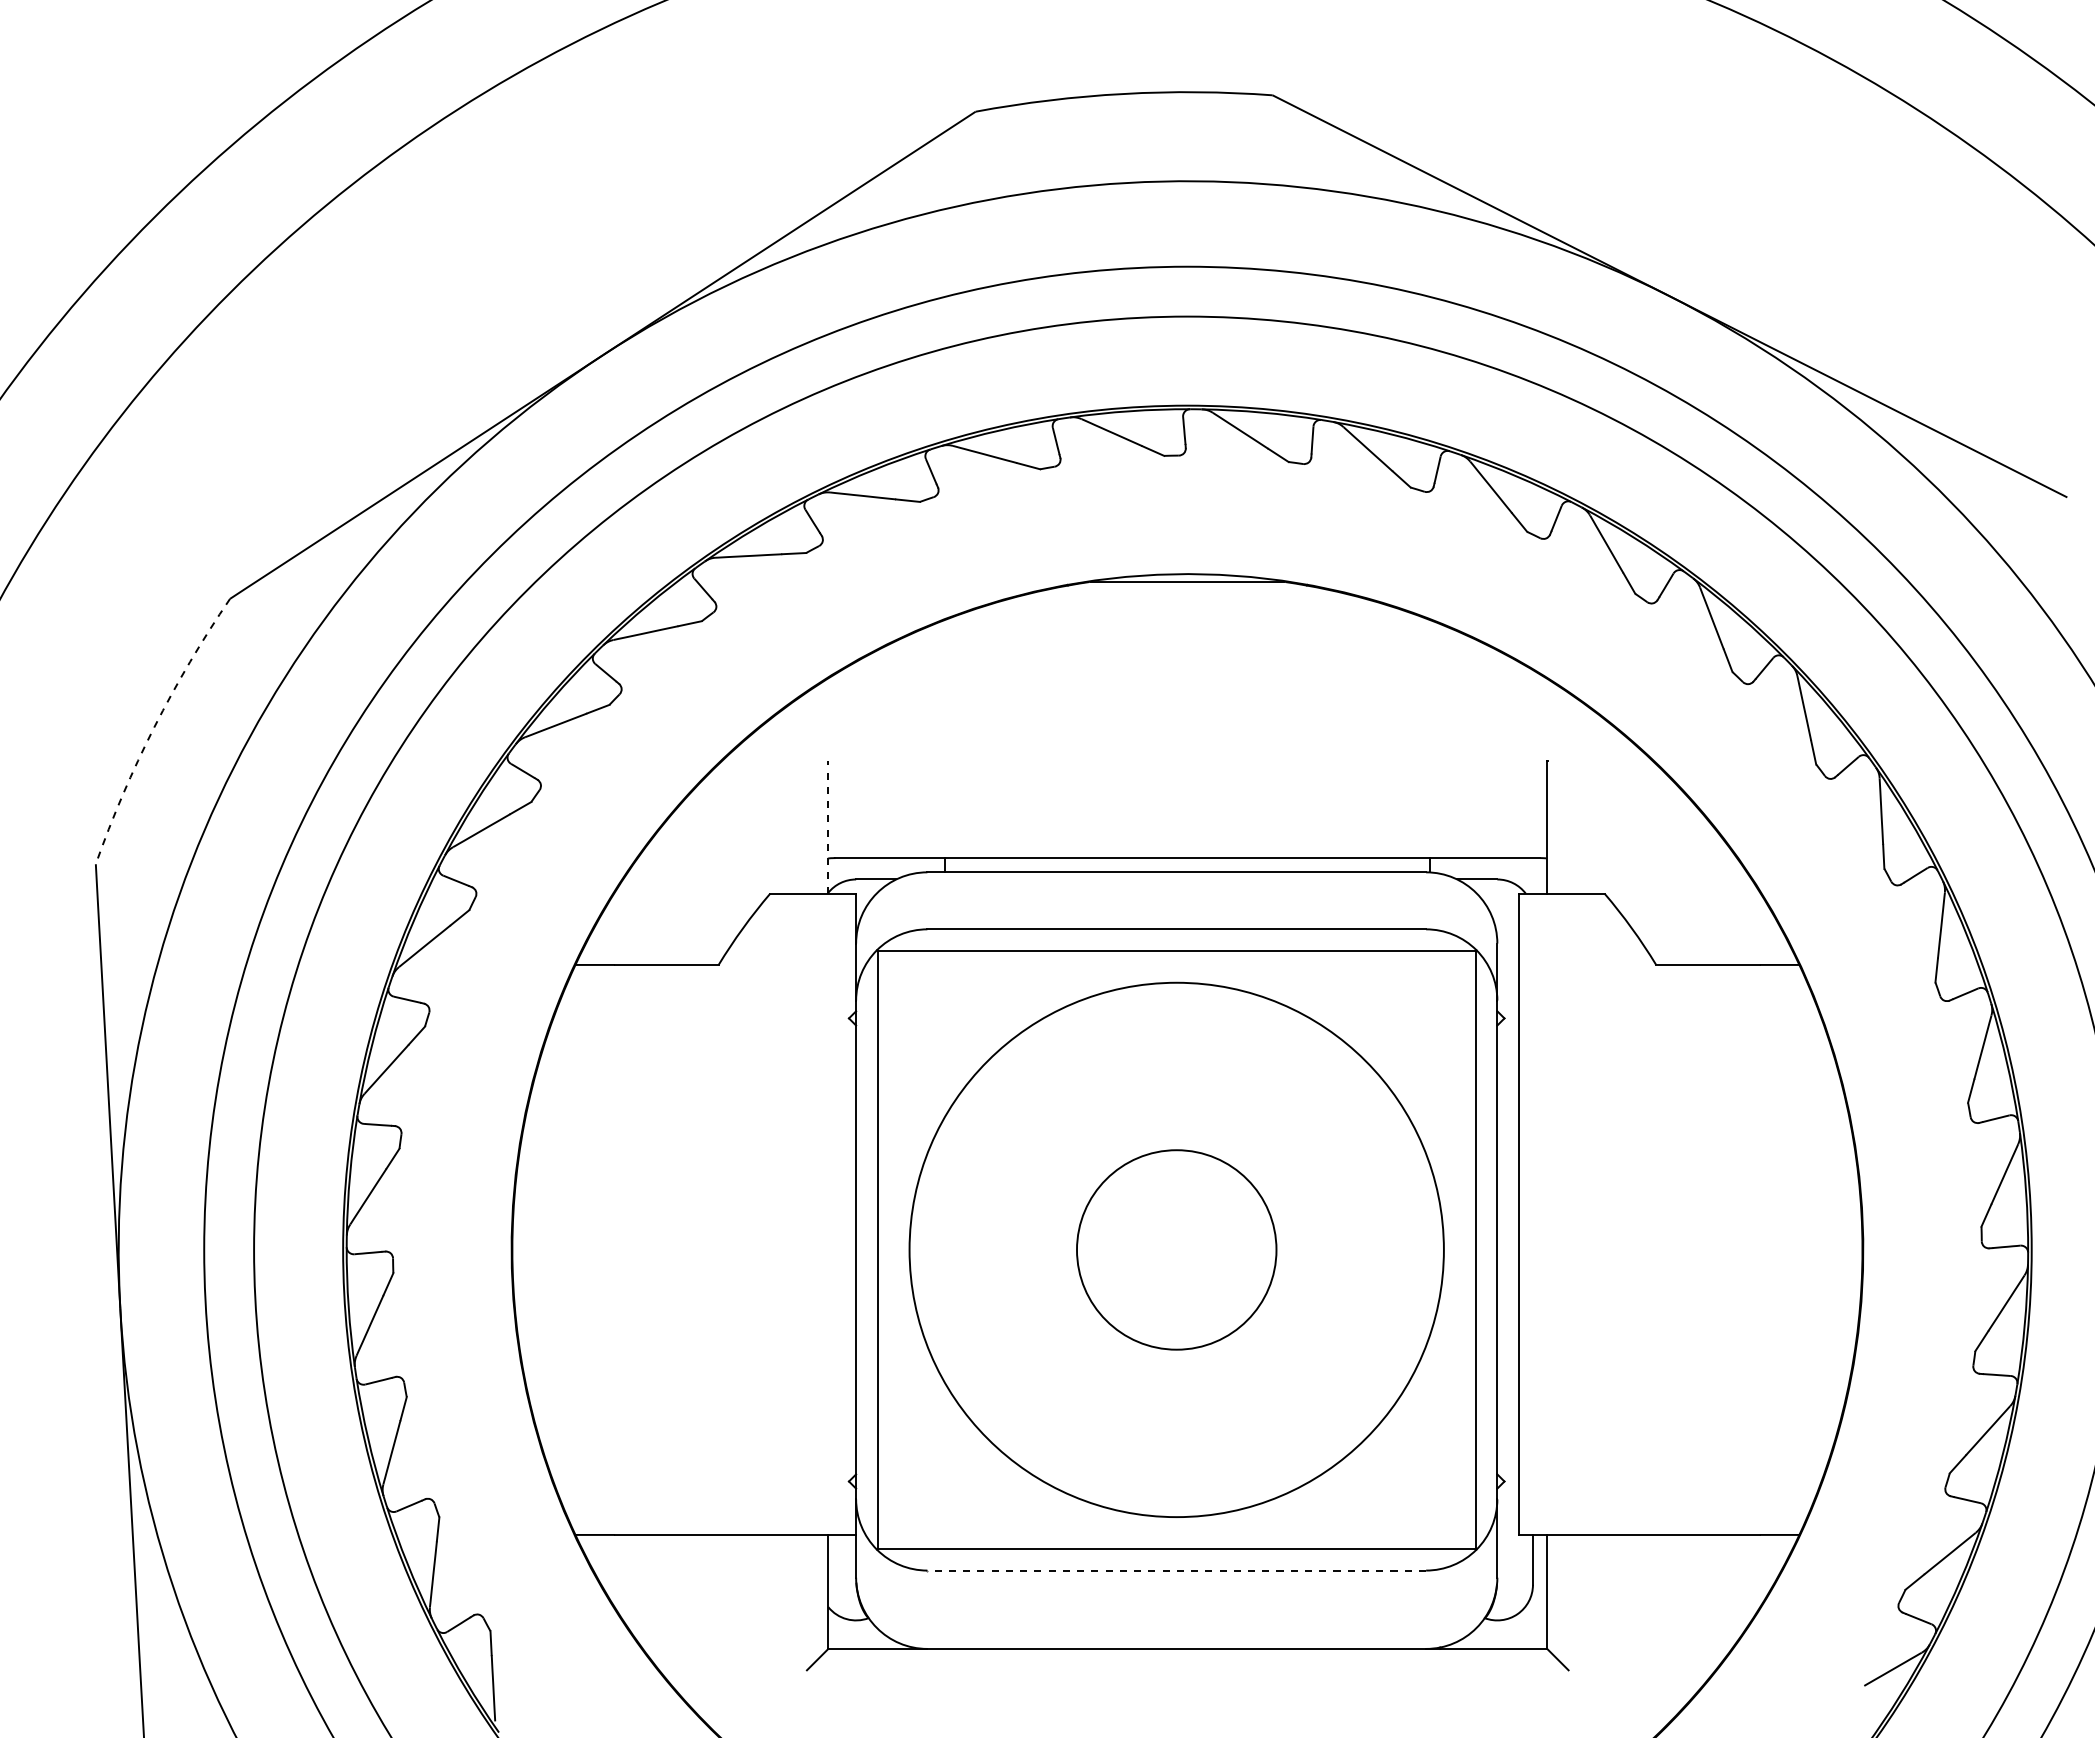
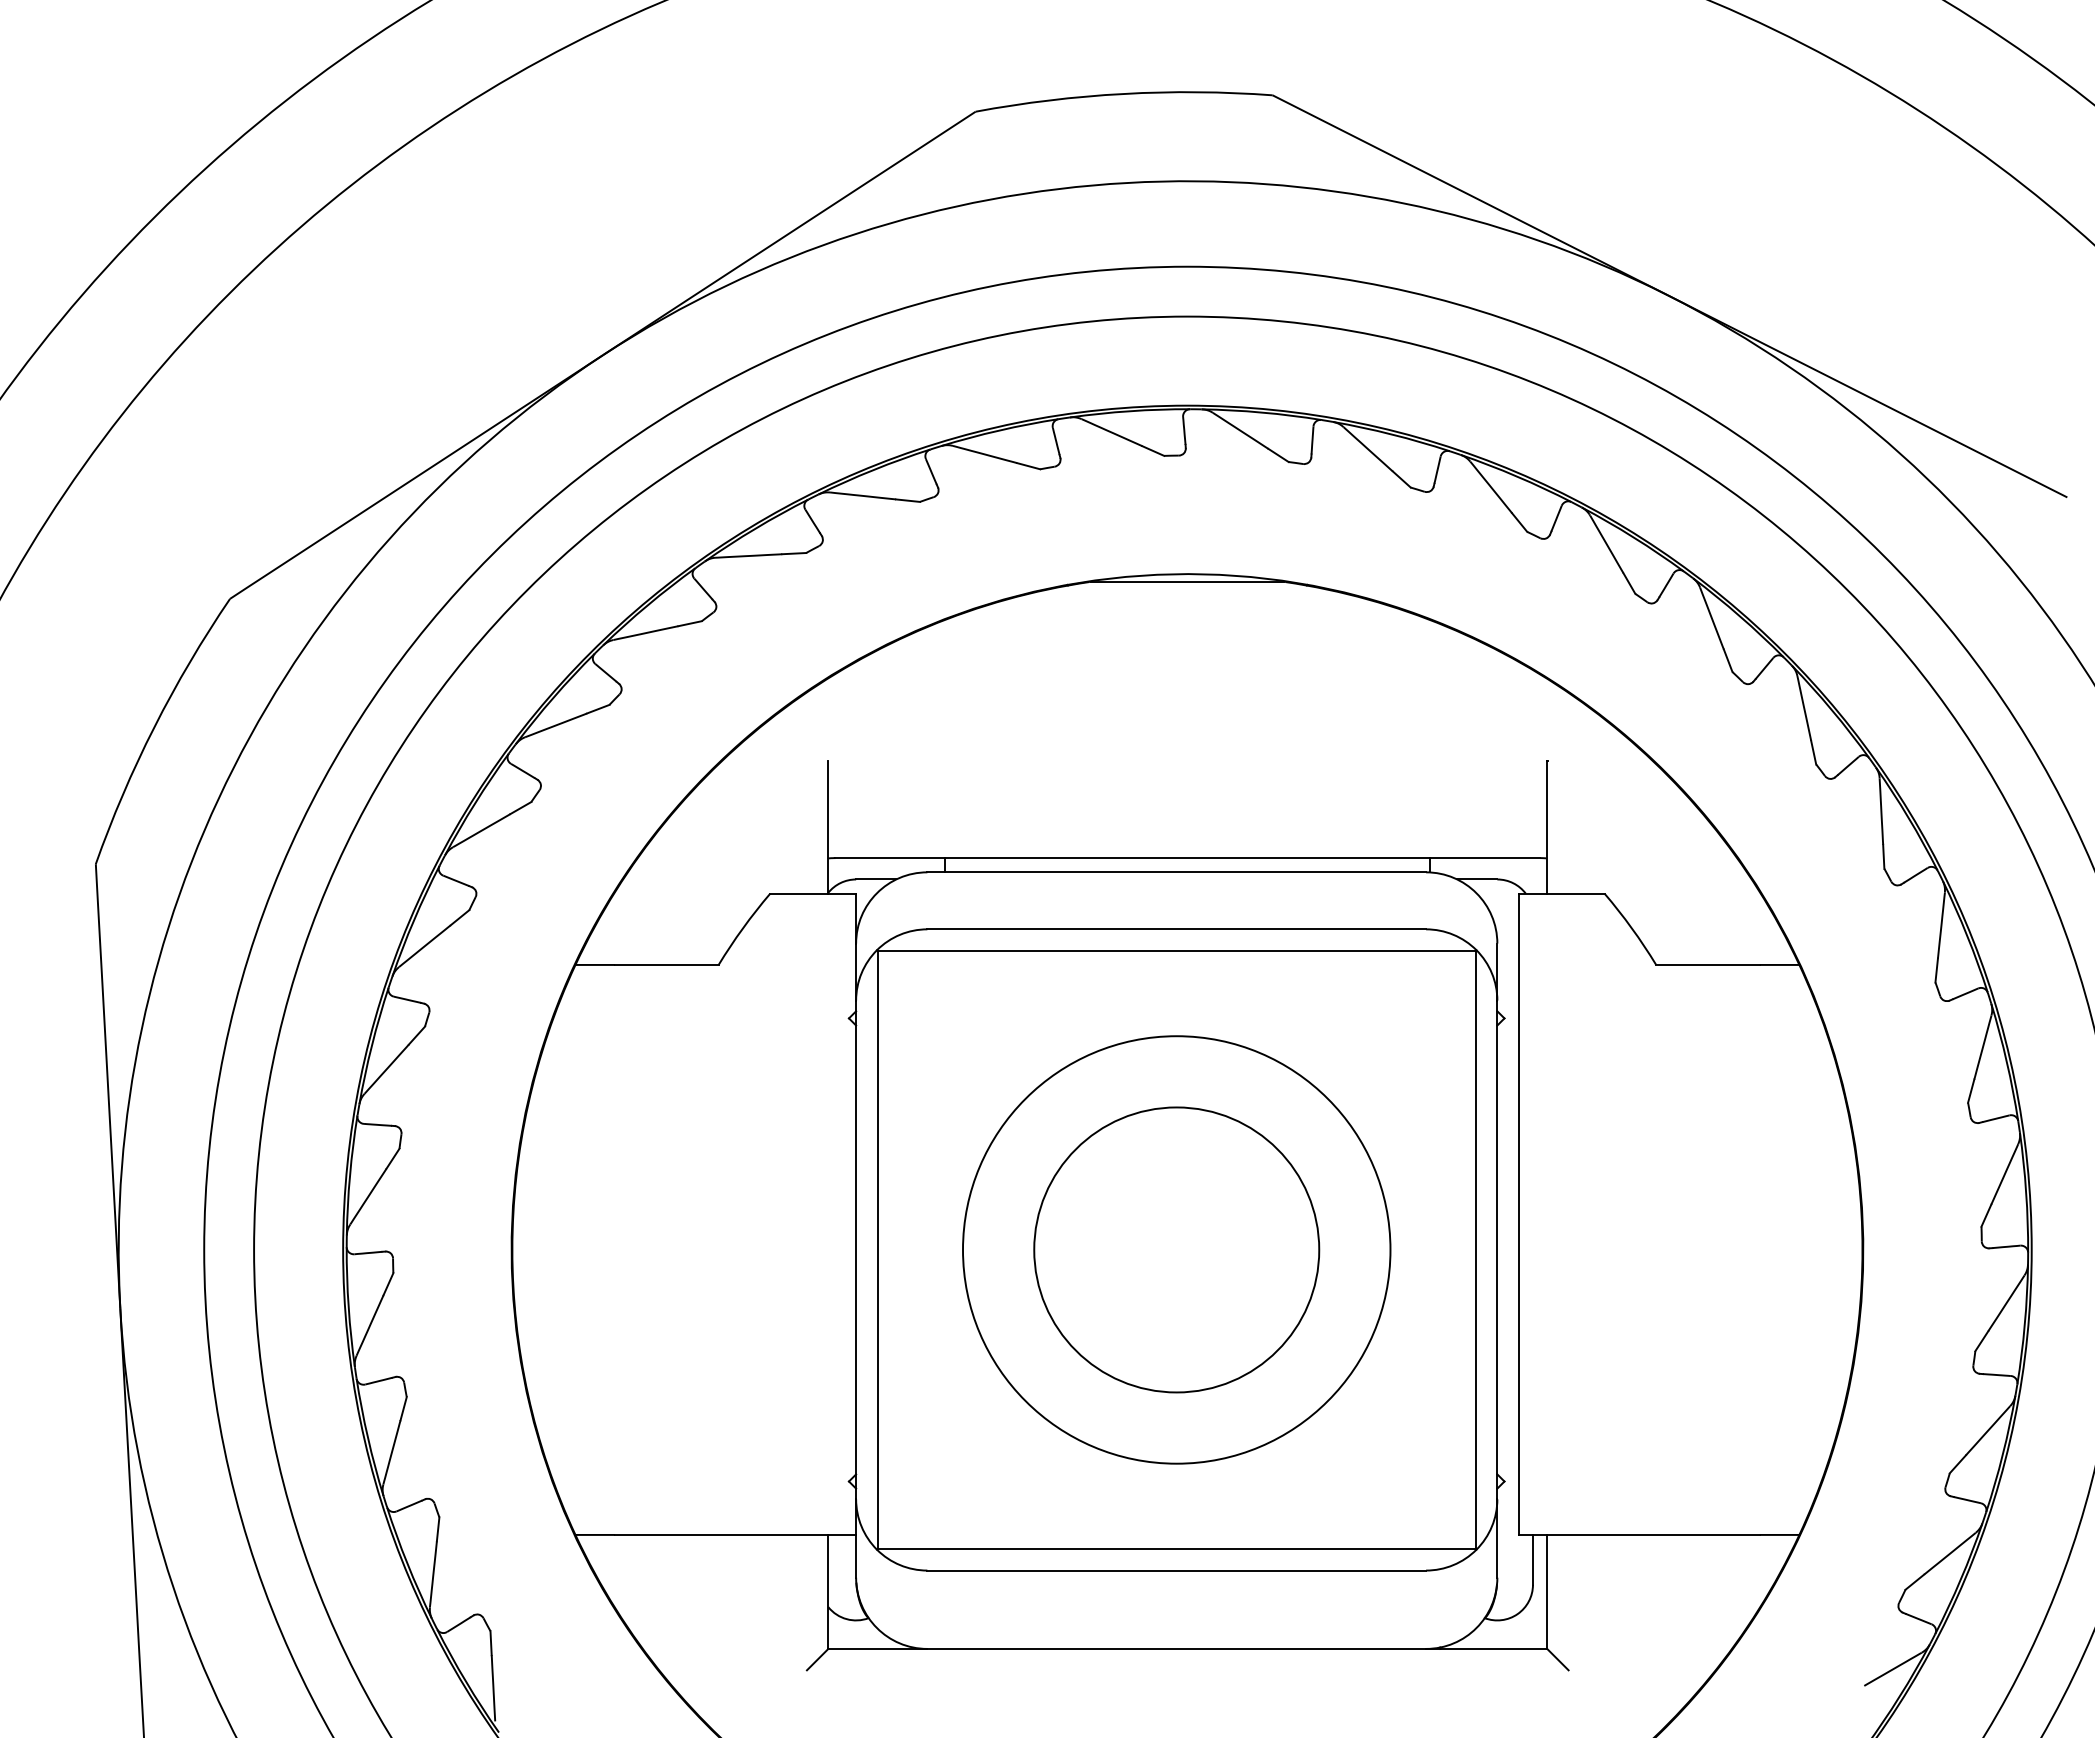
arc: dashed -> solid (154, 727)
line: dashed -> solid (828, 827)
circle diameter: 199 px -> 285 px (1176, 1249)
circle diameter: 534 px -> 427 px (1176, 1249)
line: dashed -> solid (1176, 1570)
